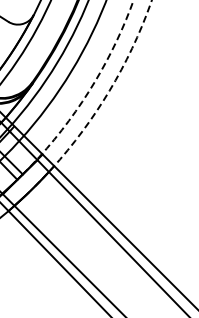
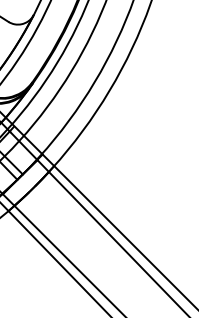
arc: dashed -> solid (88, 92)
arc: dashed -> solid (104, 99)
